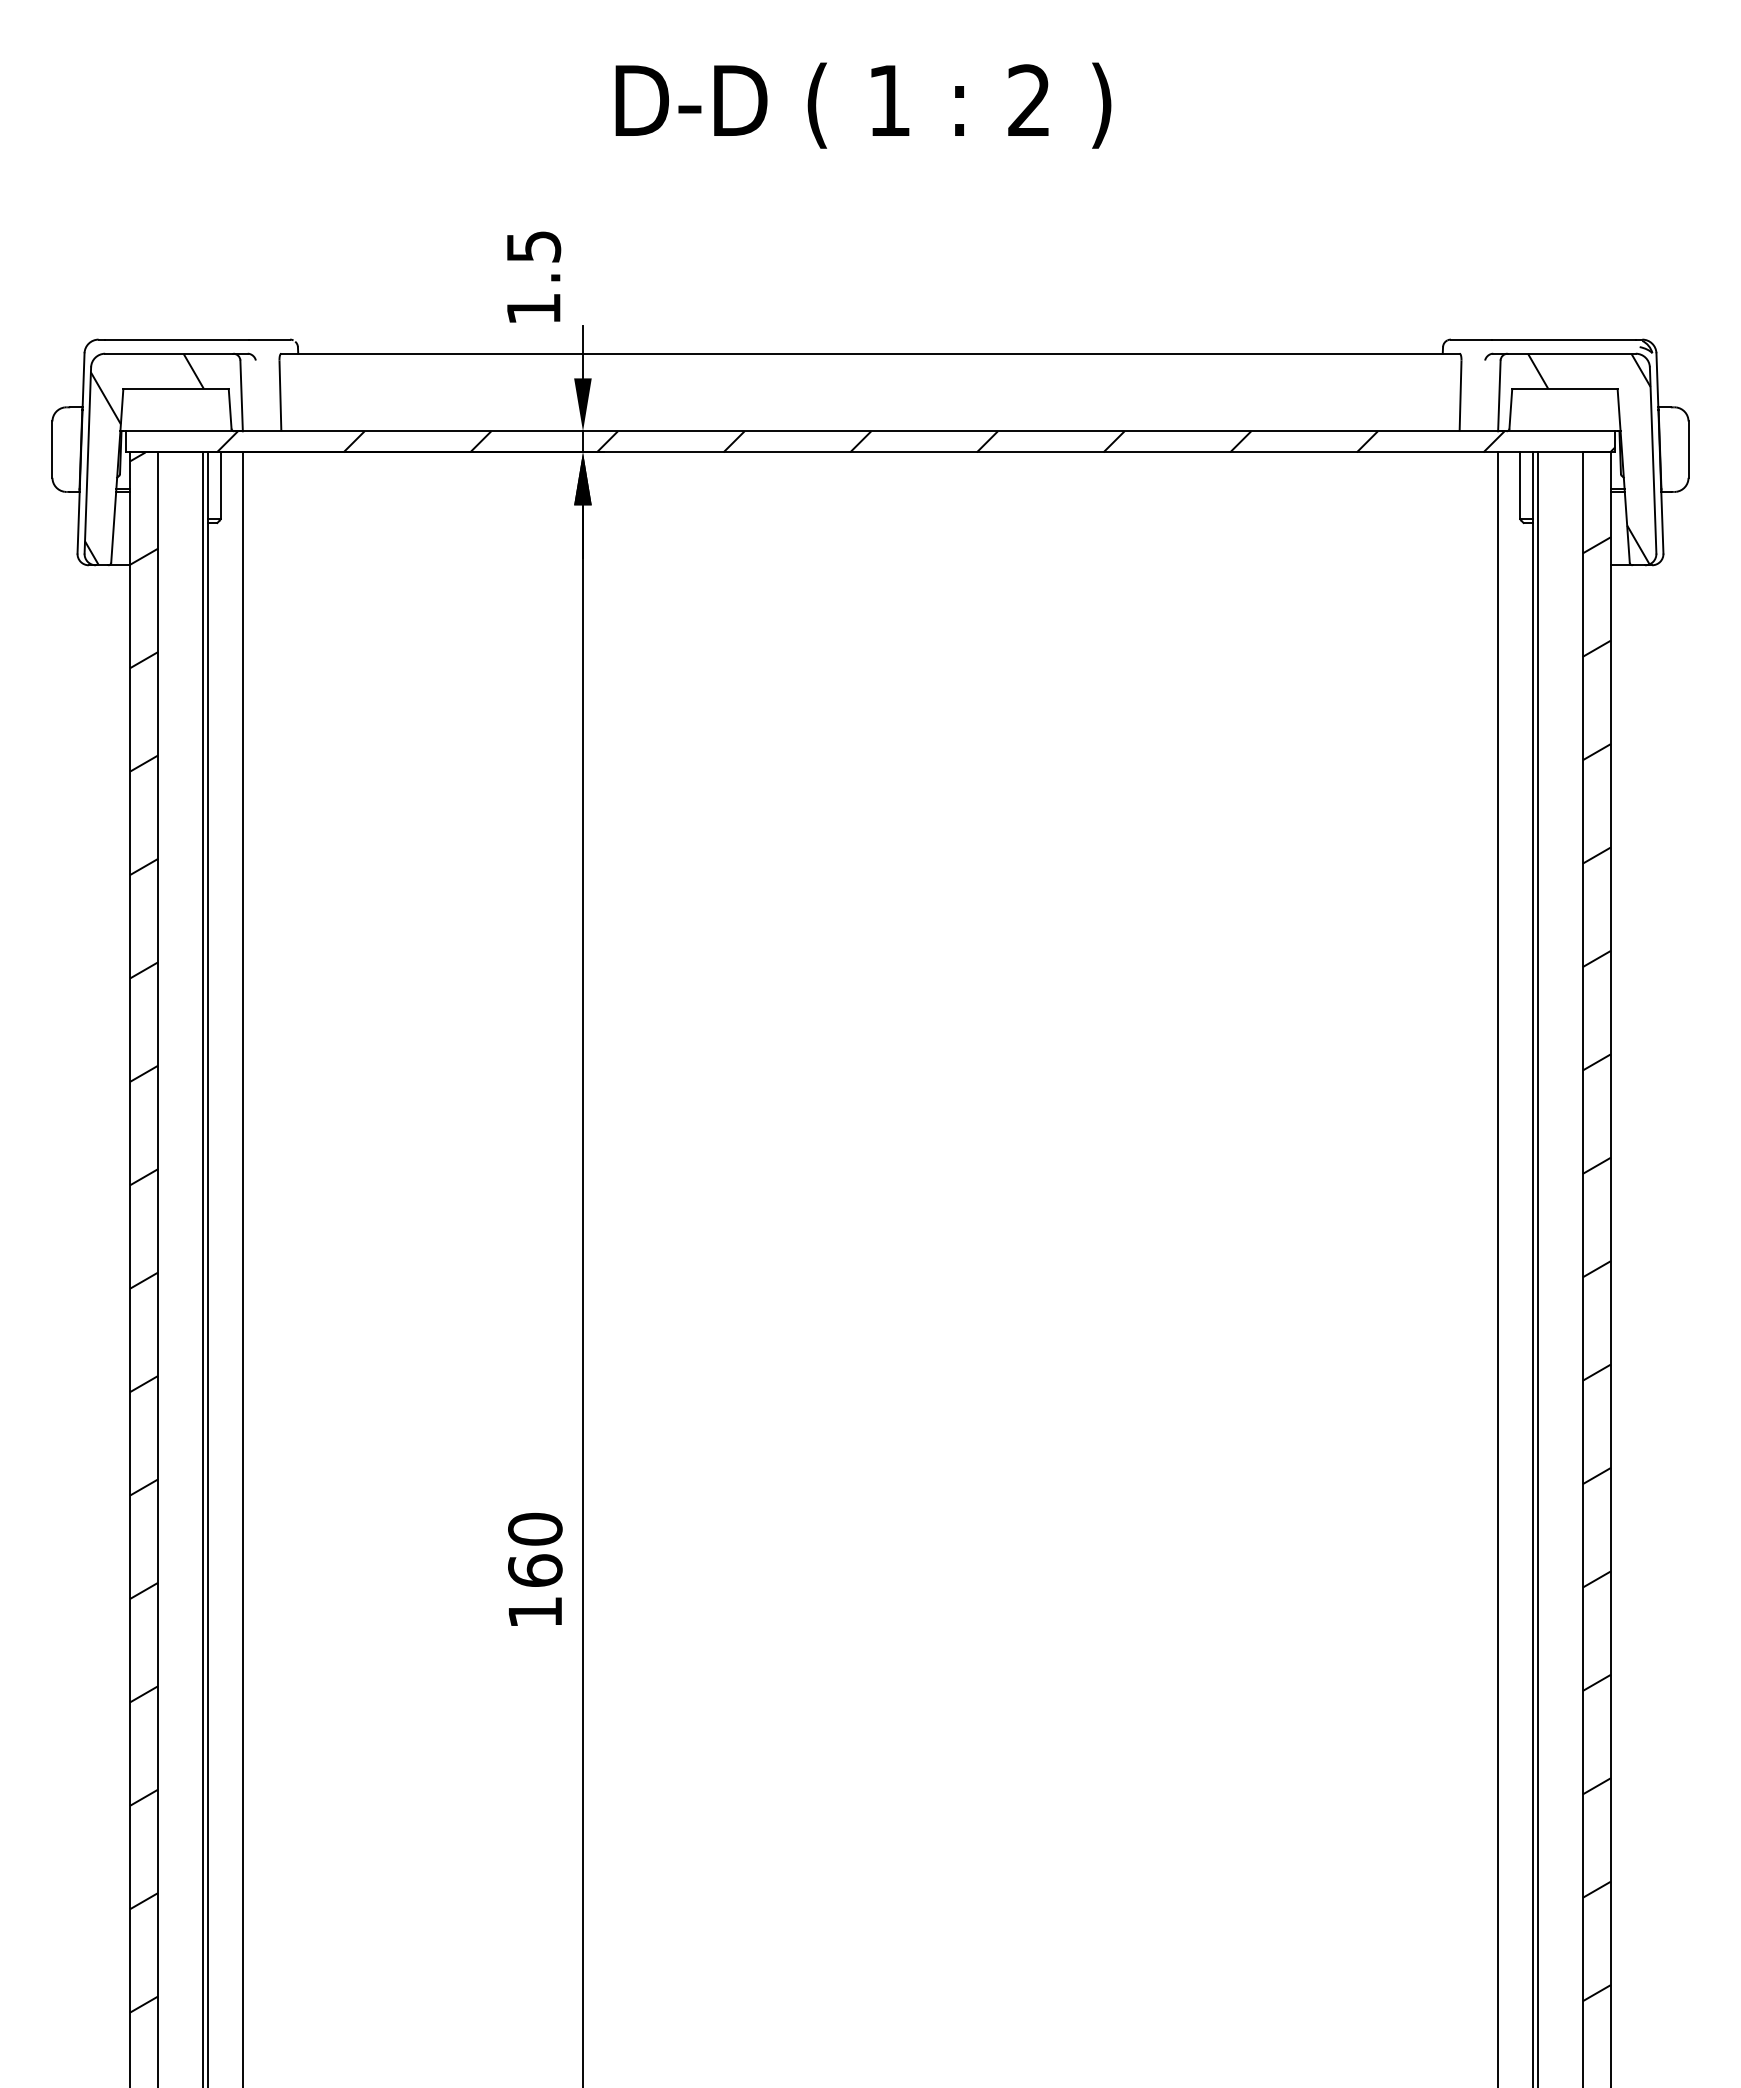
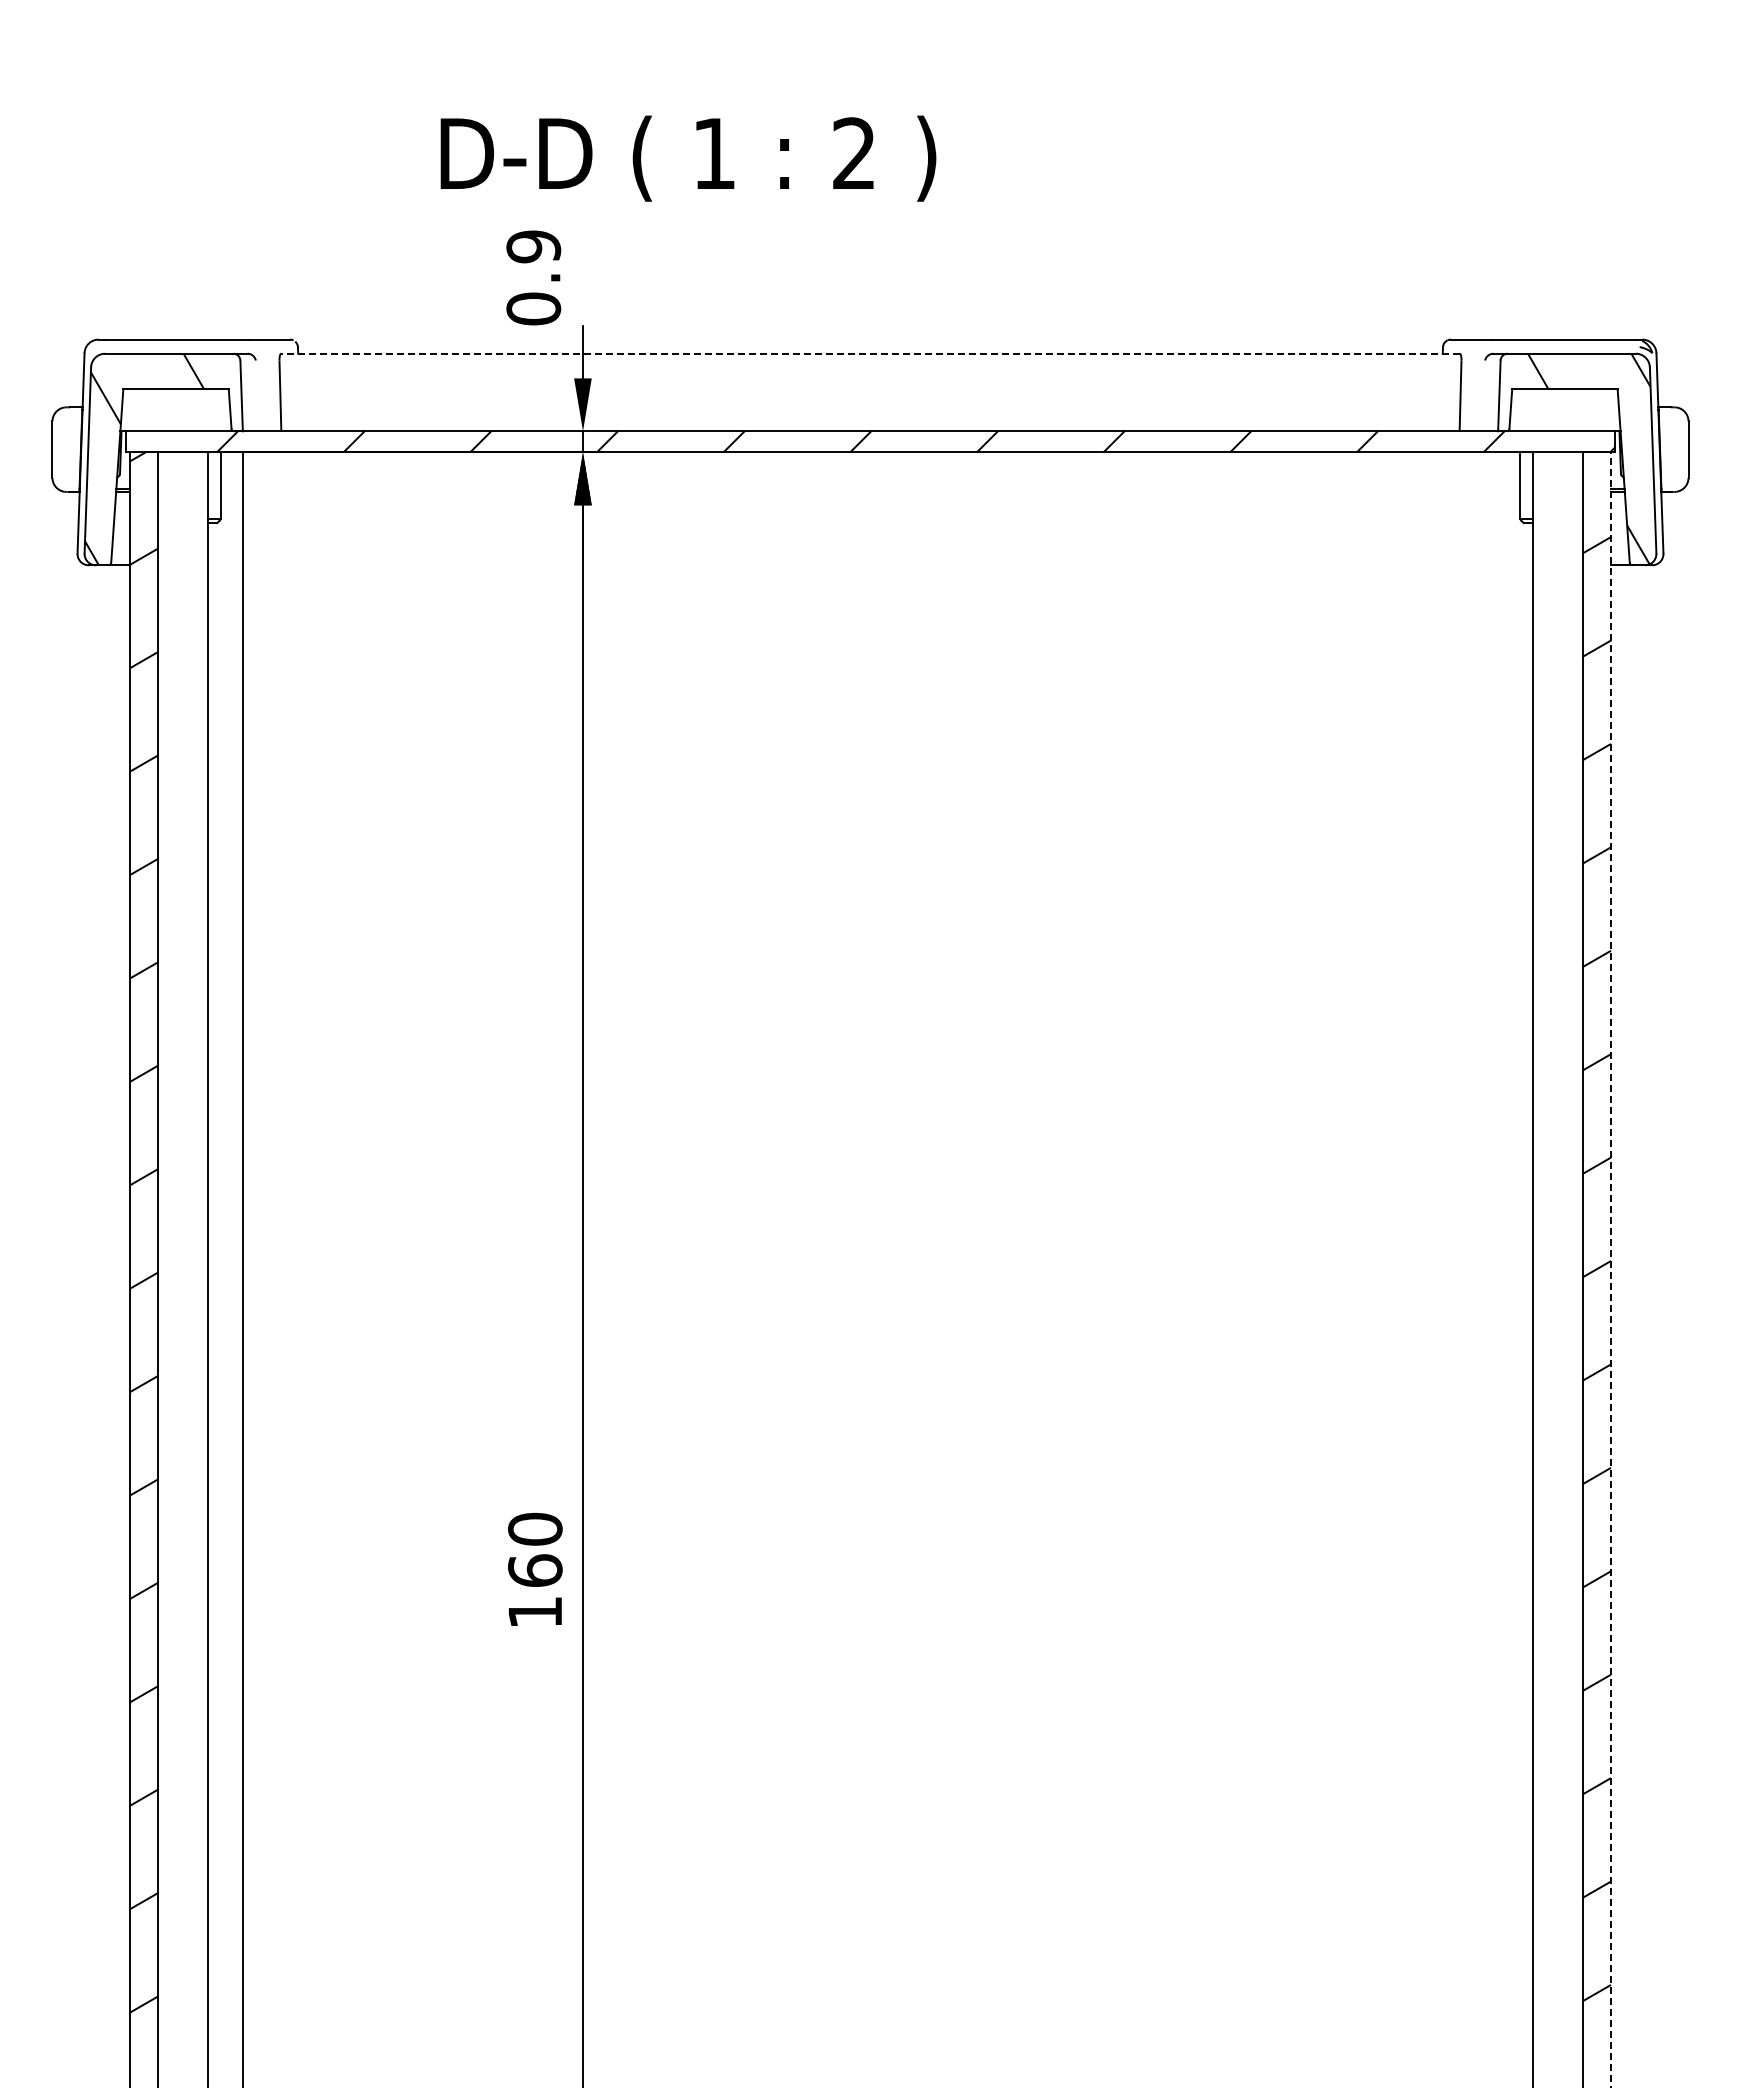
text position: (863, 105) -> (688, 158) (688, 158)
text: 1.5 -> 0.9 (533, 277)
line: solid -> dashed (870, 353)
line: present -> none (203, 1268)
line: present -> none (1498, 1268)
line: present -> none (1537, 1268)
line: solid -> dashed (1610, 1269)
